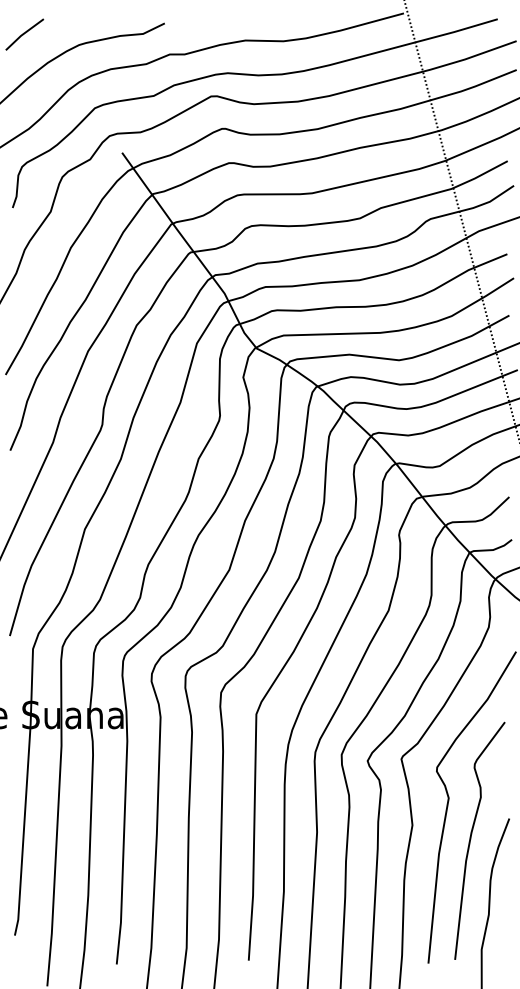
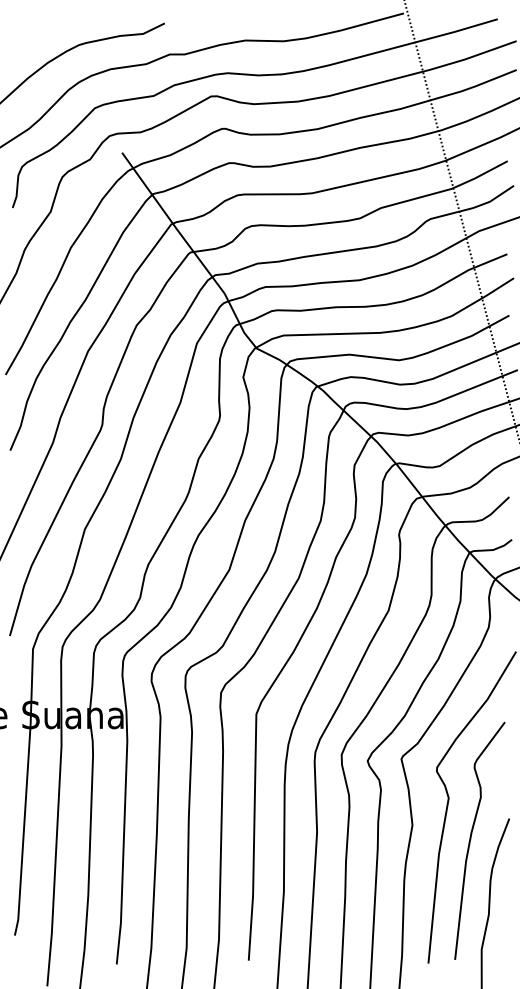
line: present -> none (24, 34)
